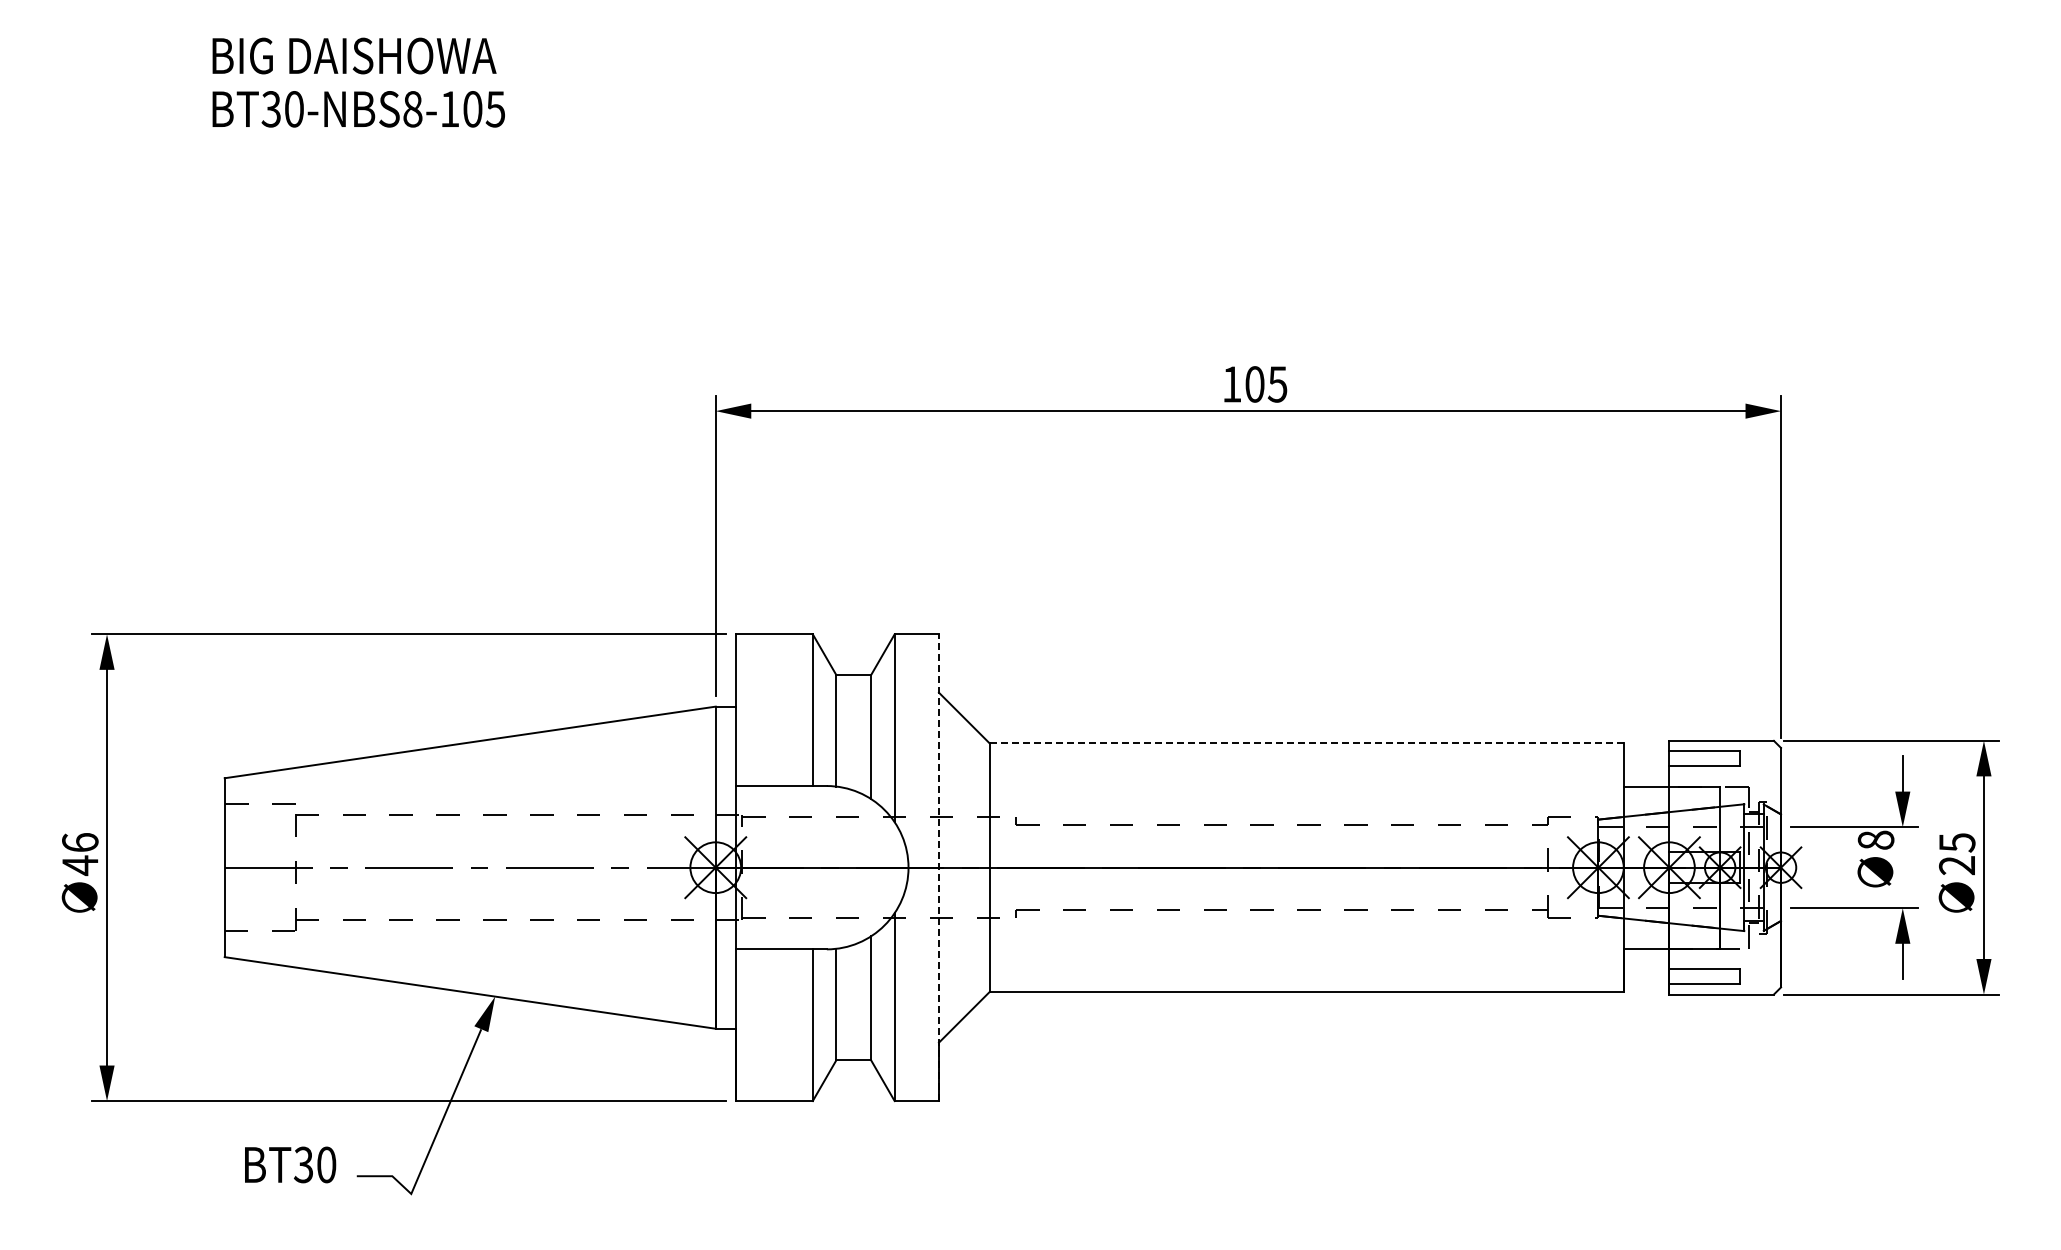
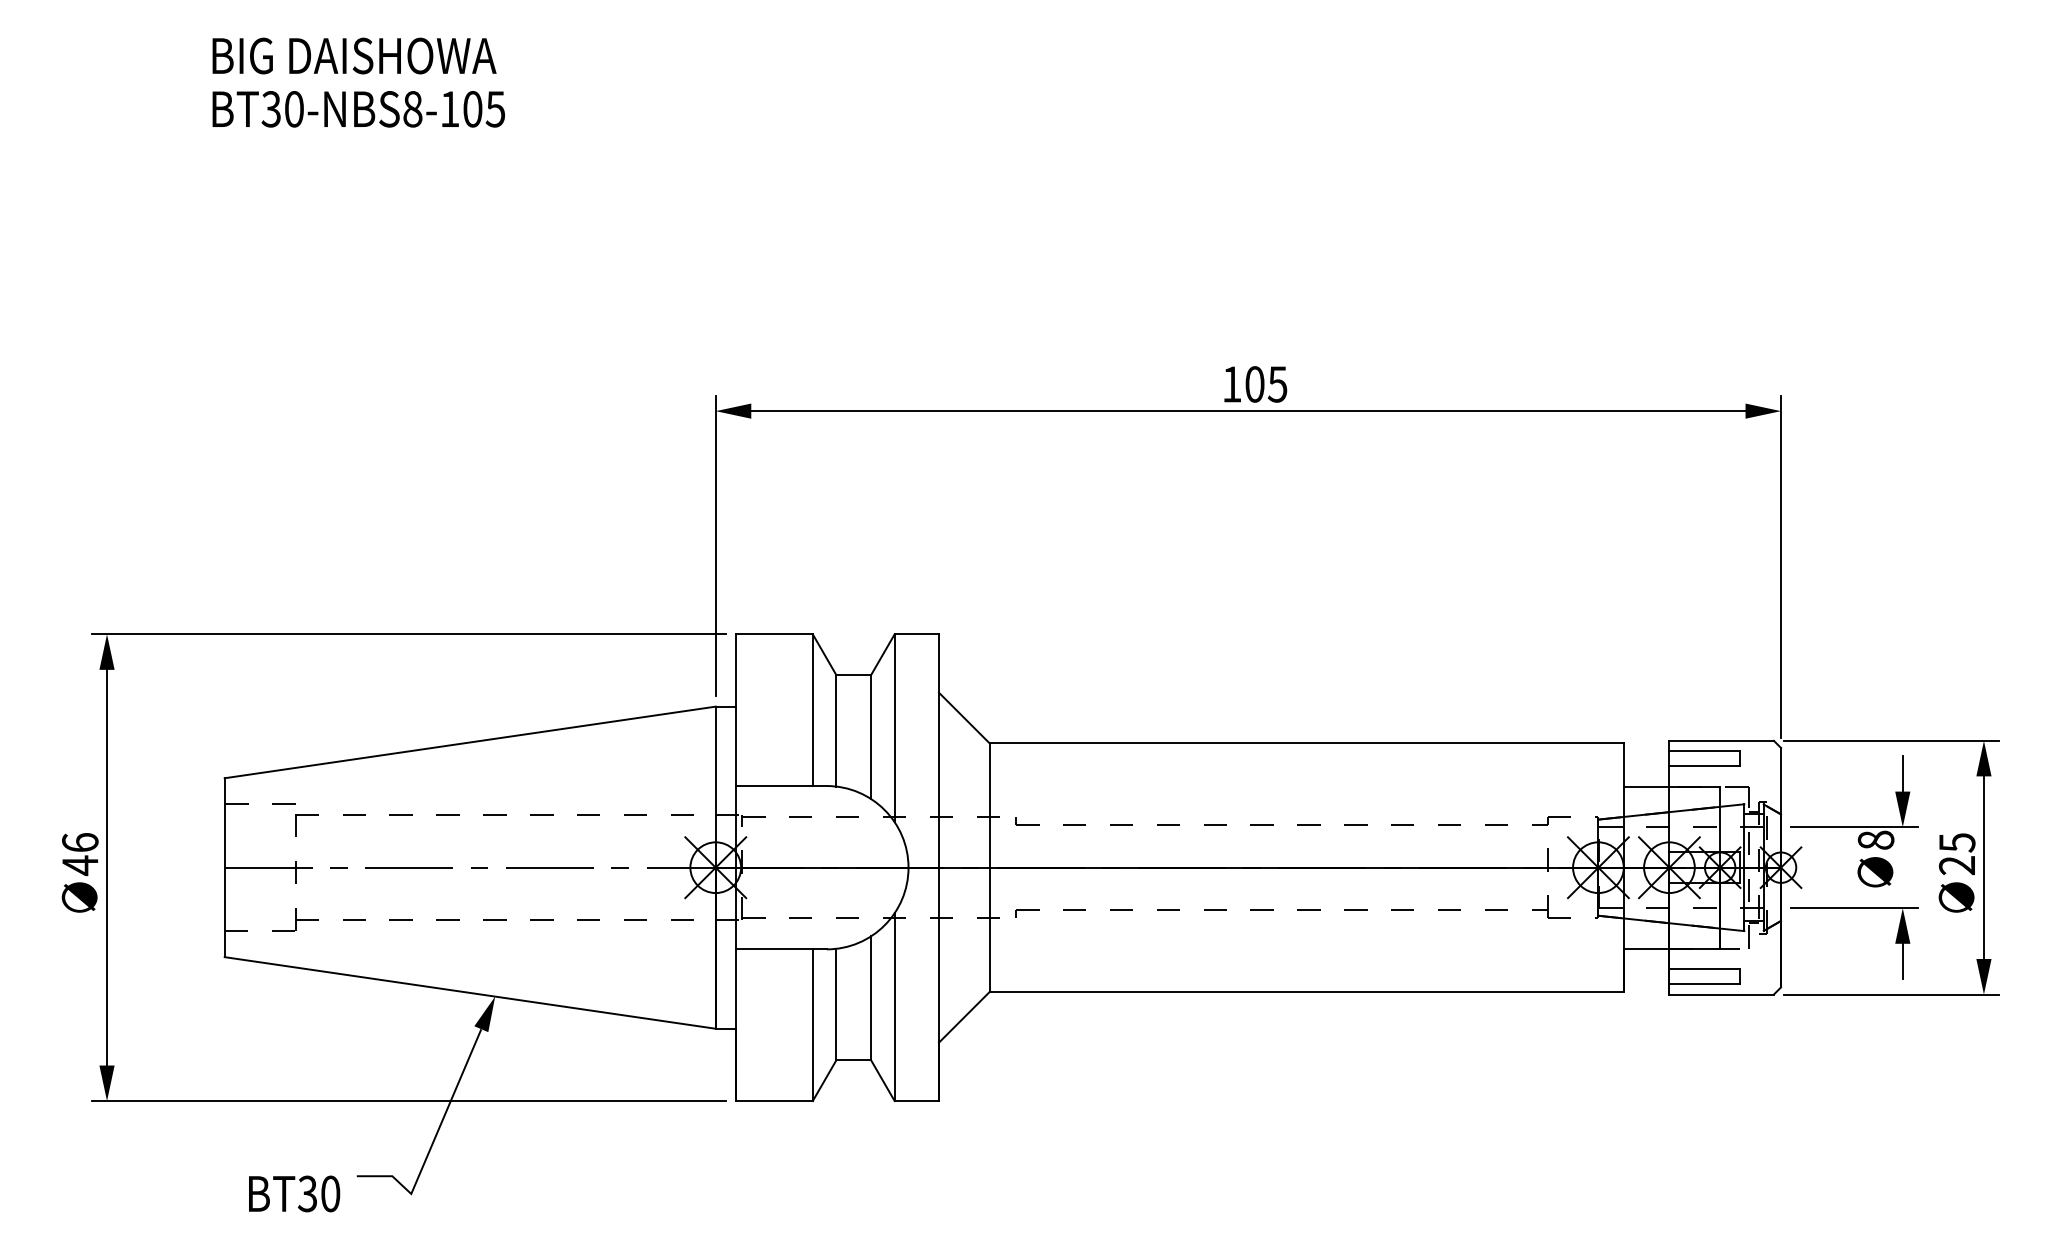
line: dashed -> solid (1307, 743)
line: dashed -> solid (938, 867)
text position: (290, 1164) -> (294, 1193) (294, 1193)
